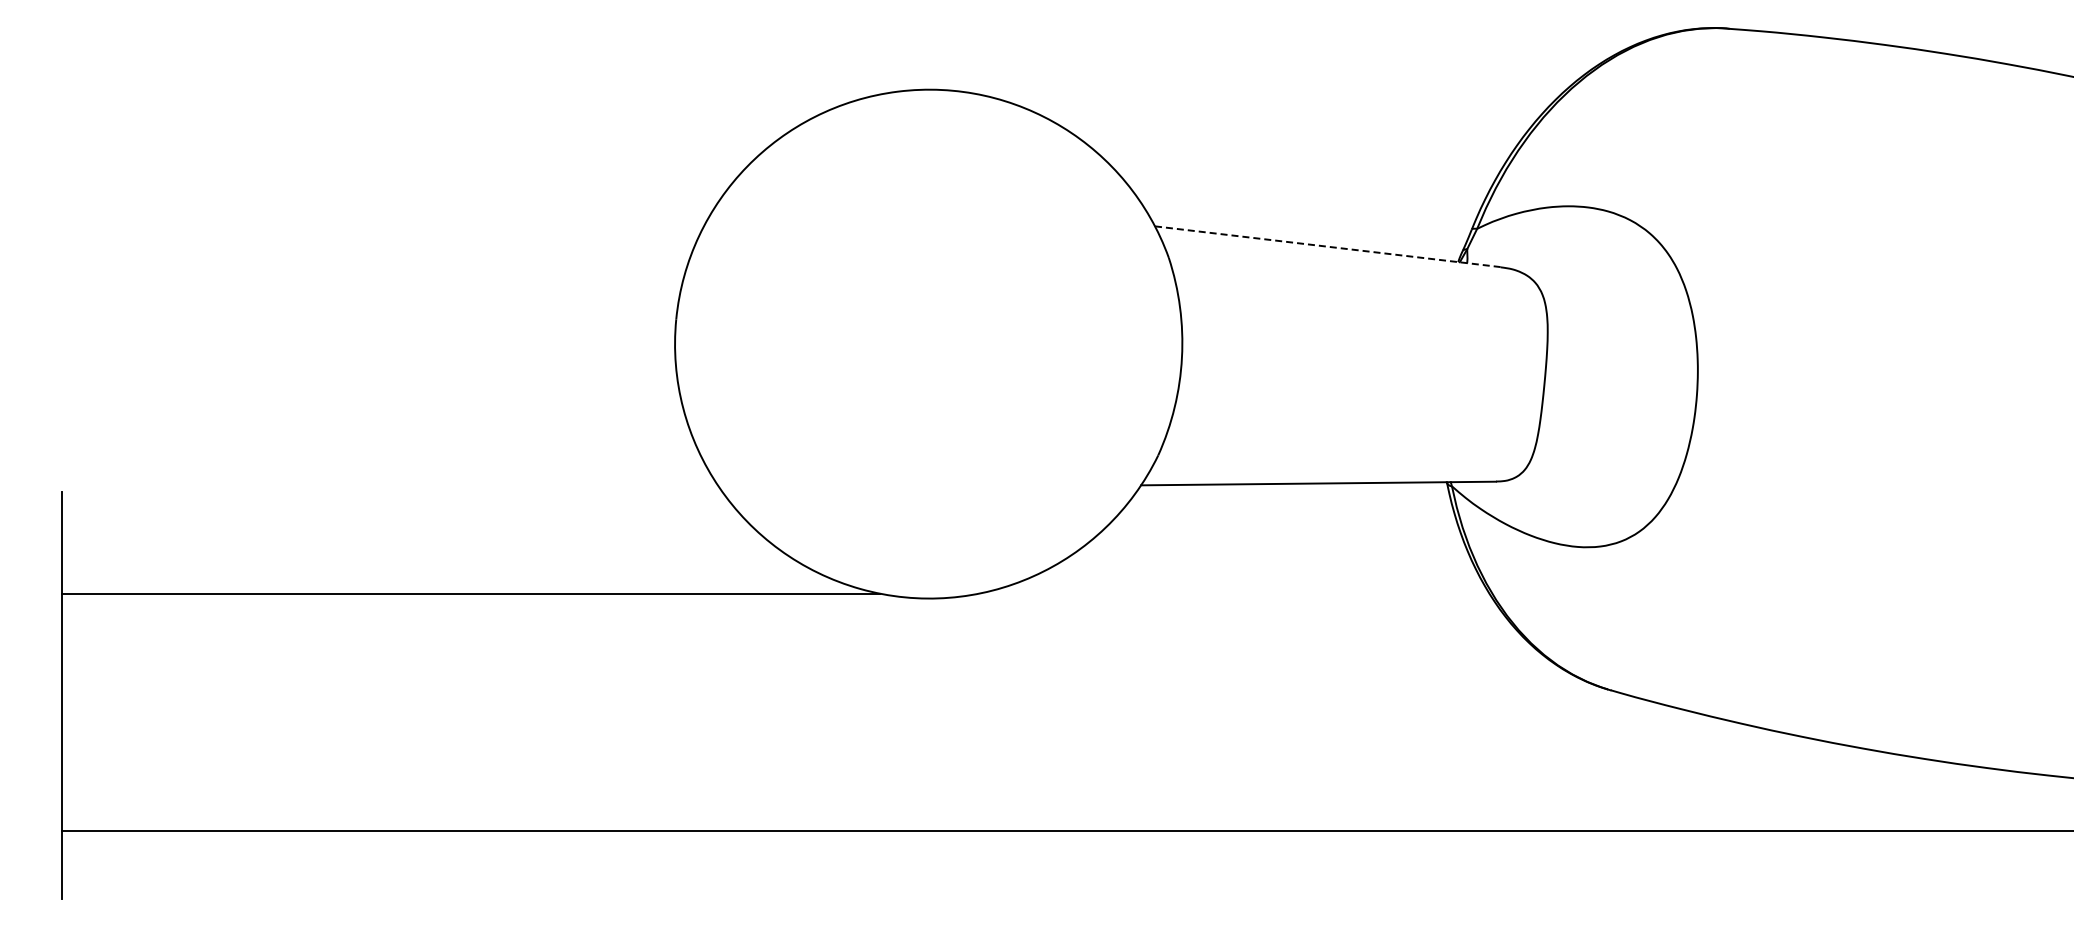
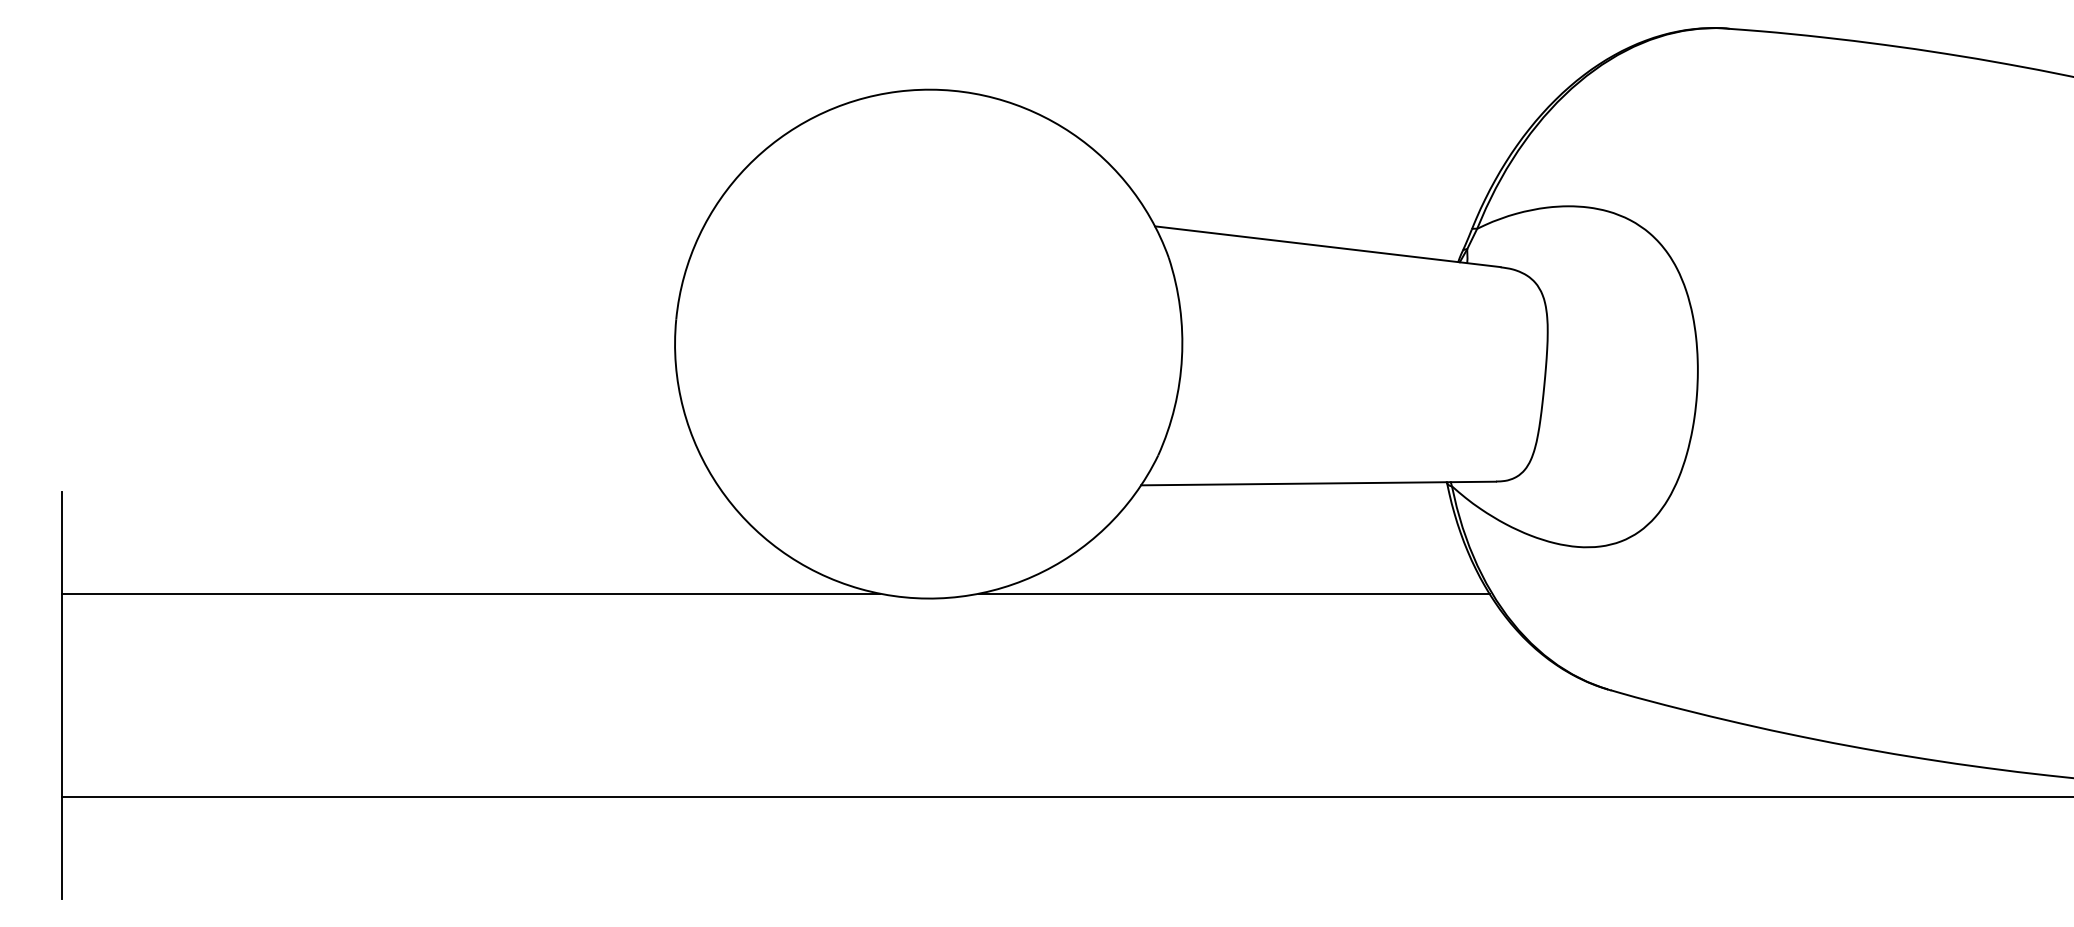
line: dashed -> solid (1327, 246)
line: none -> present (1233, 593)
line position: (1066, 831) -> (1066, 797) (1066, 797)
